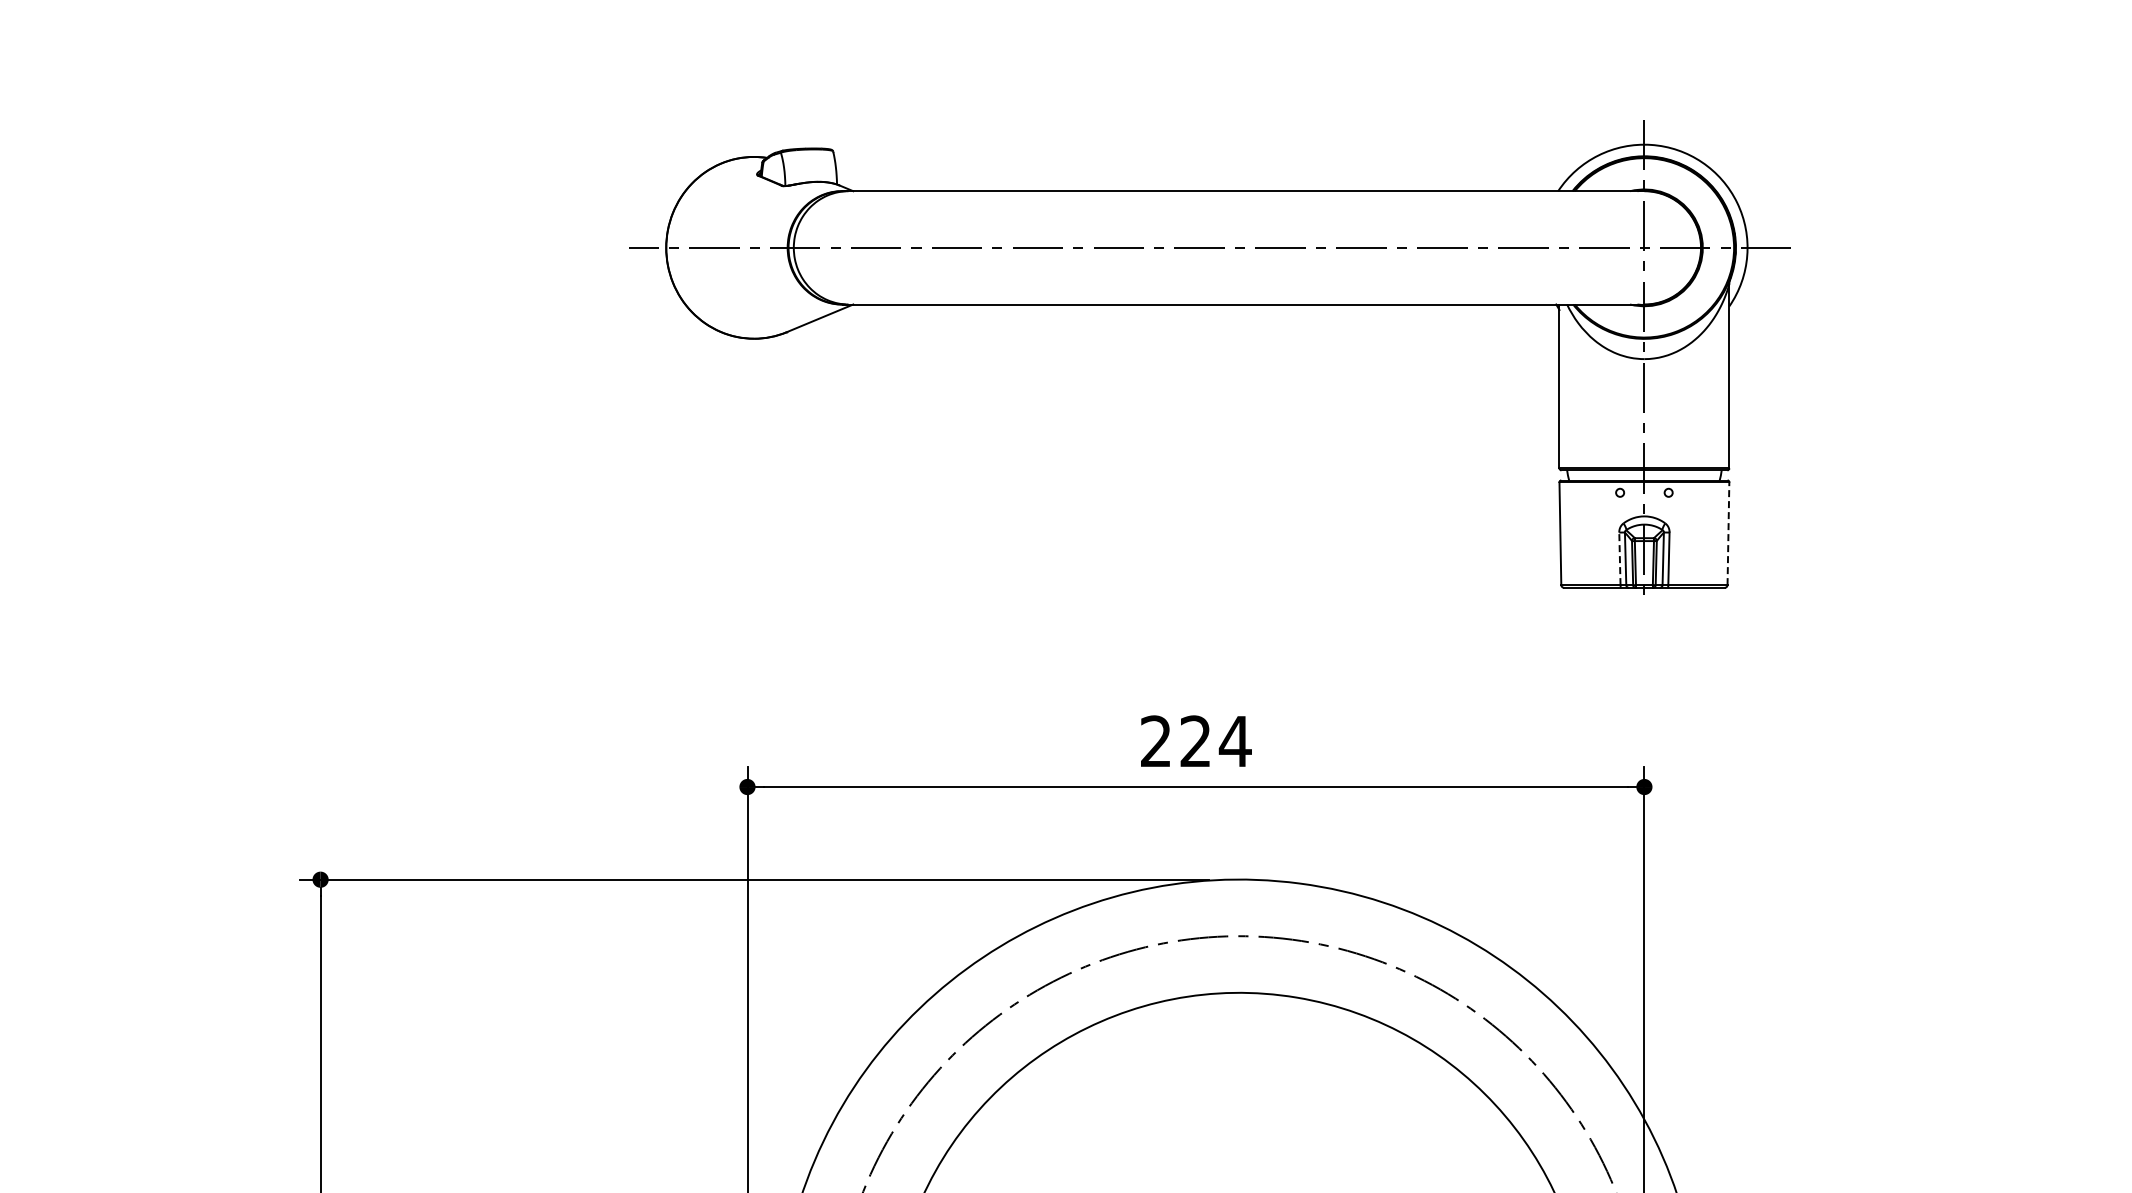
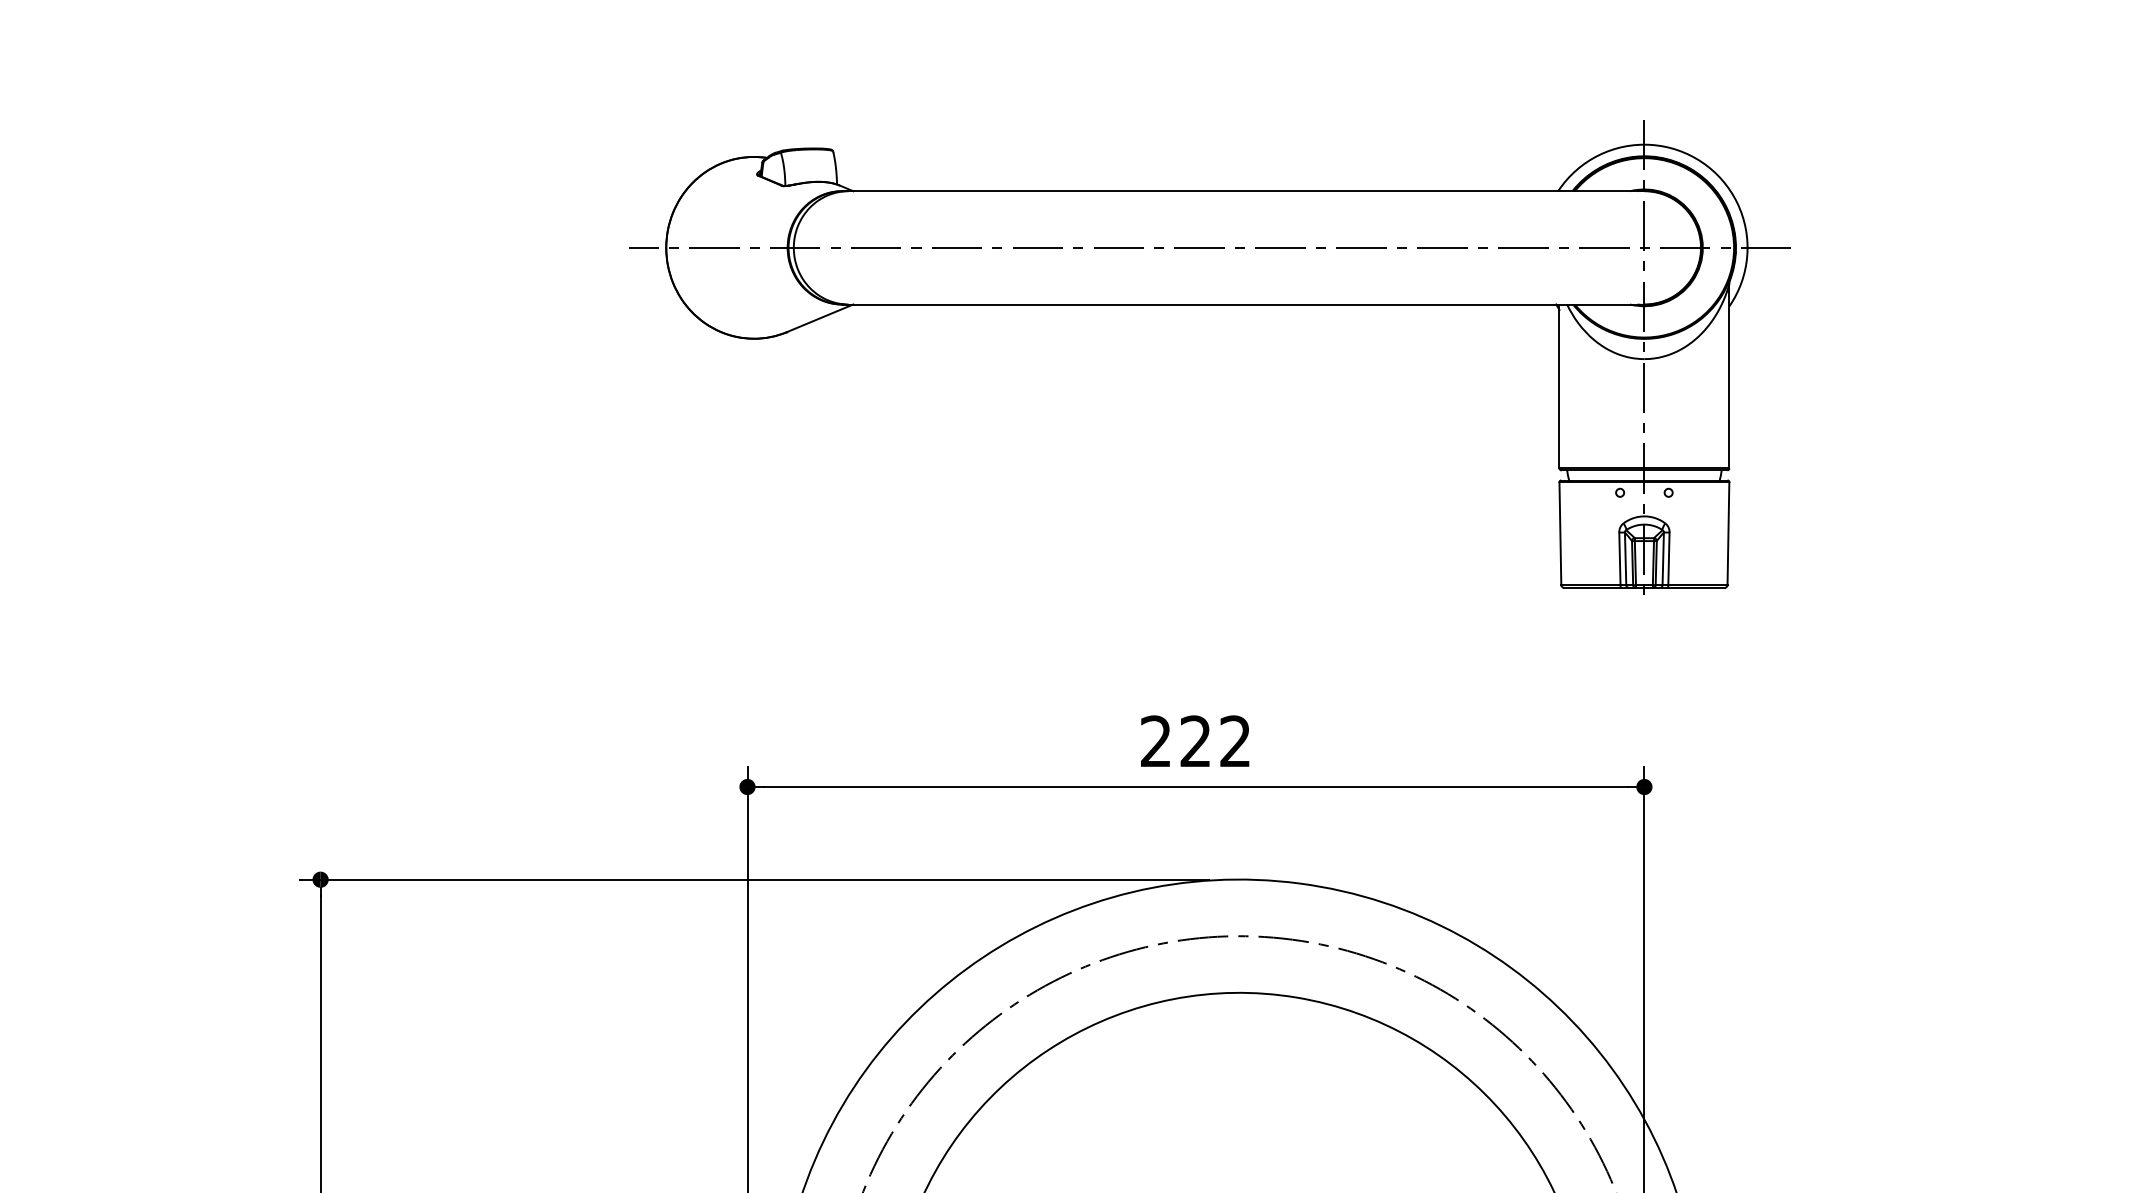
line: dashed -> solid (1728, 533)
line: dashed -> solid (1619, 558)
text: 224 -> 222 (1234, 740)
